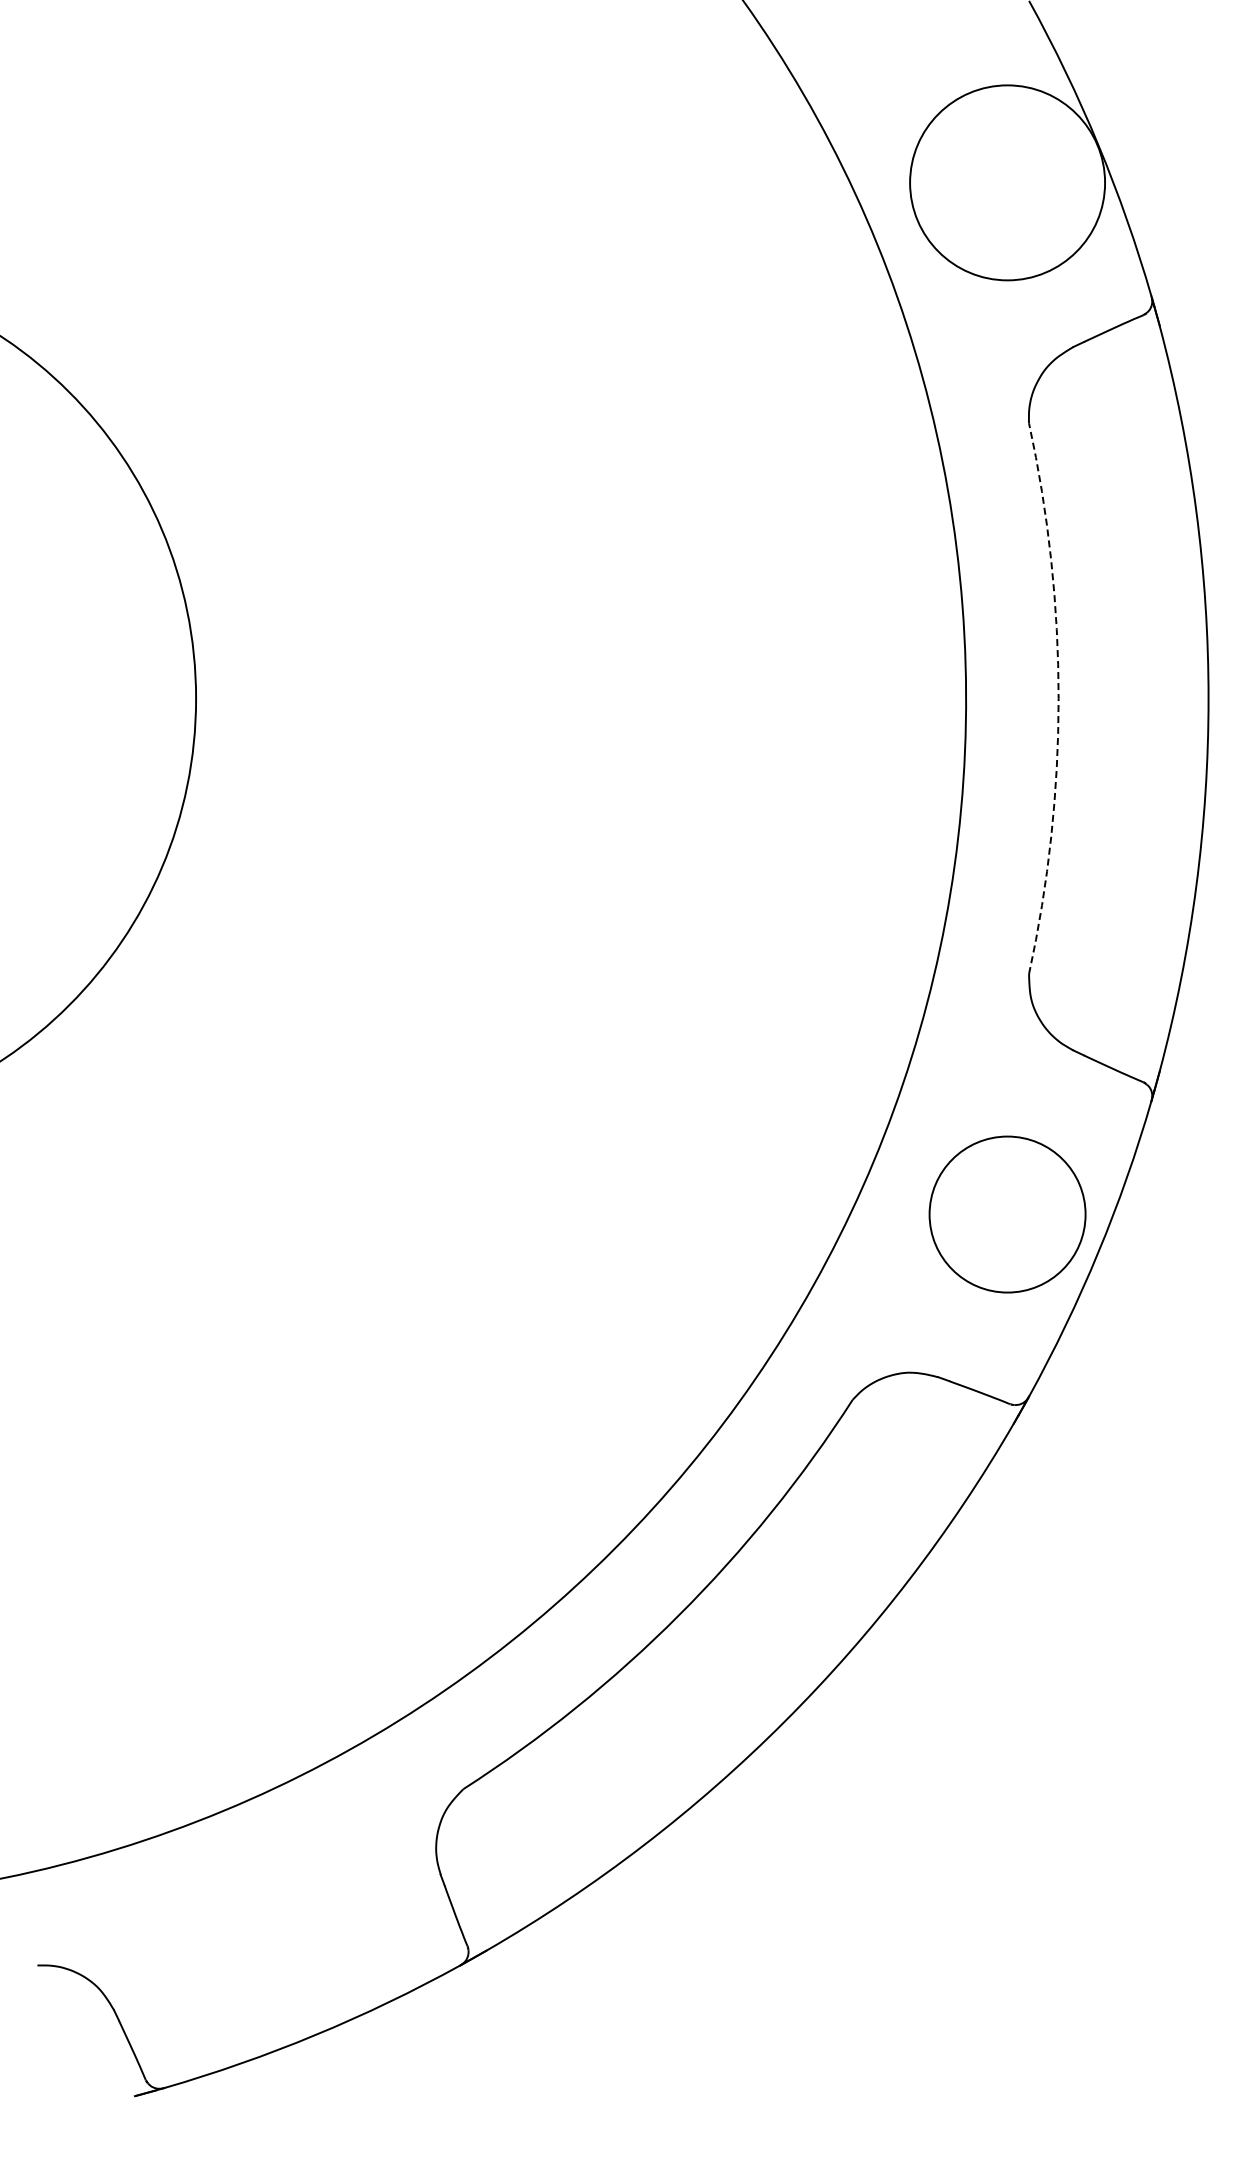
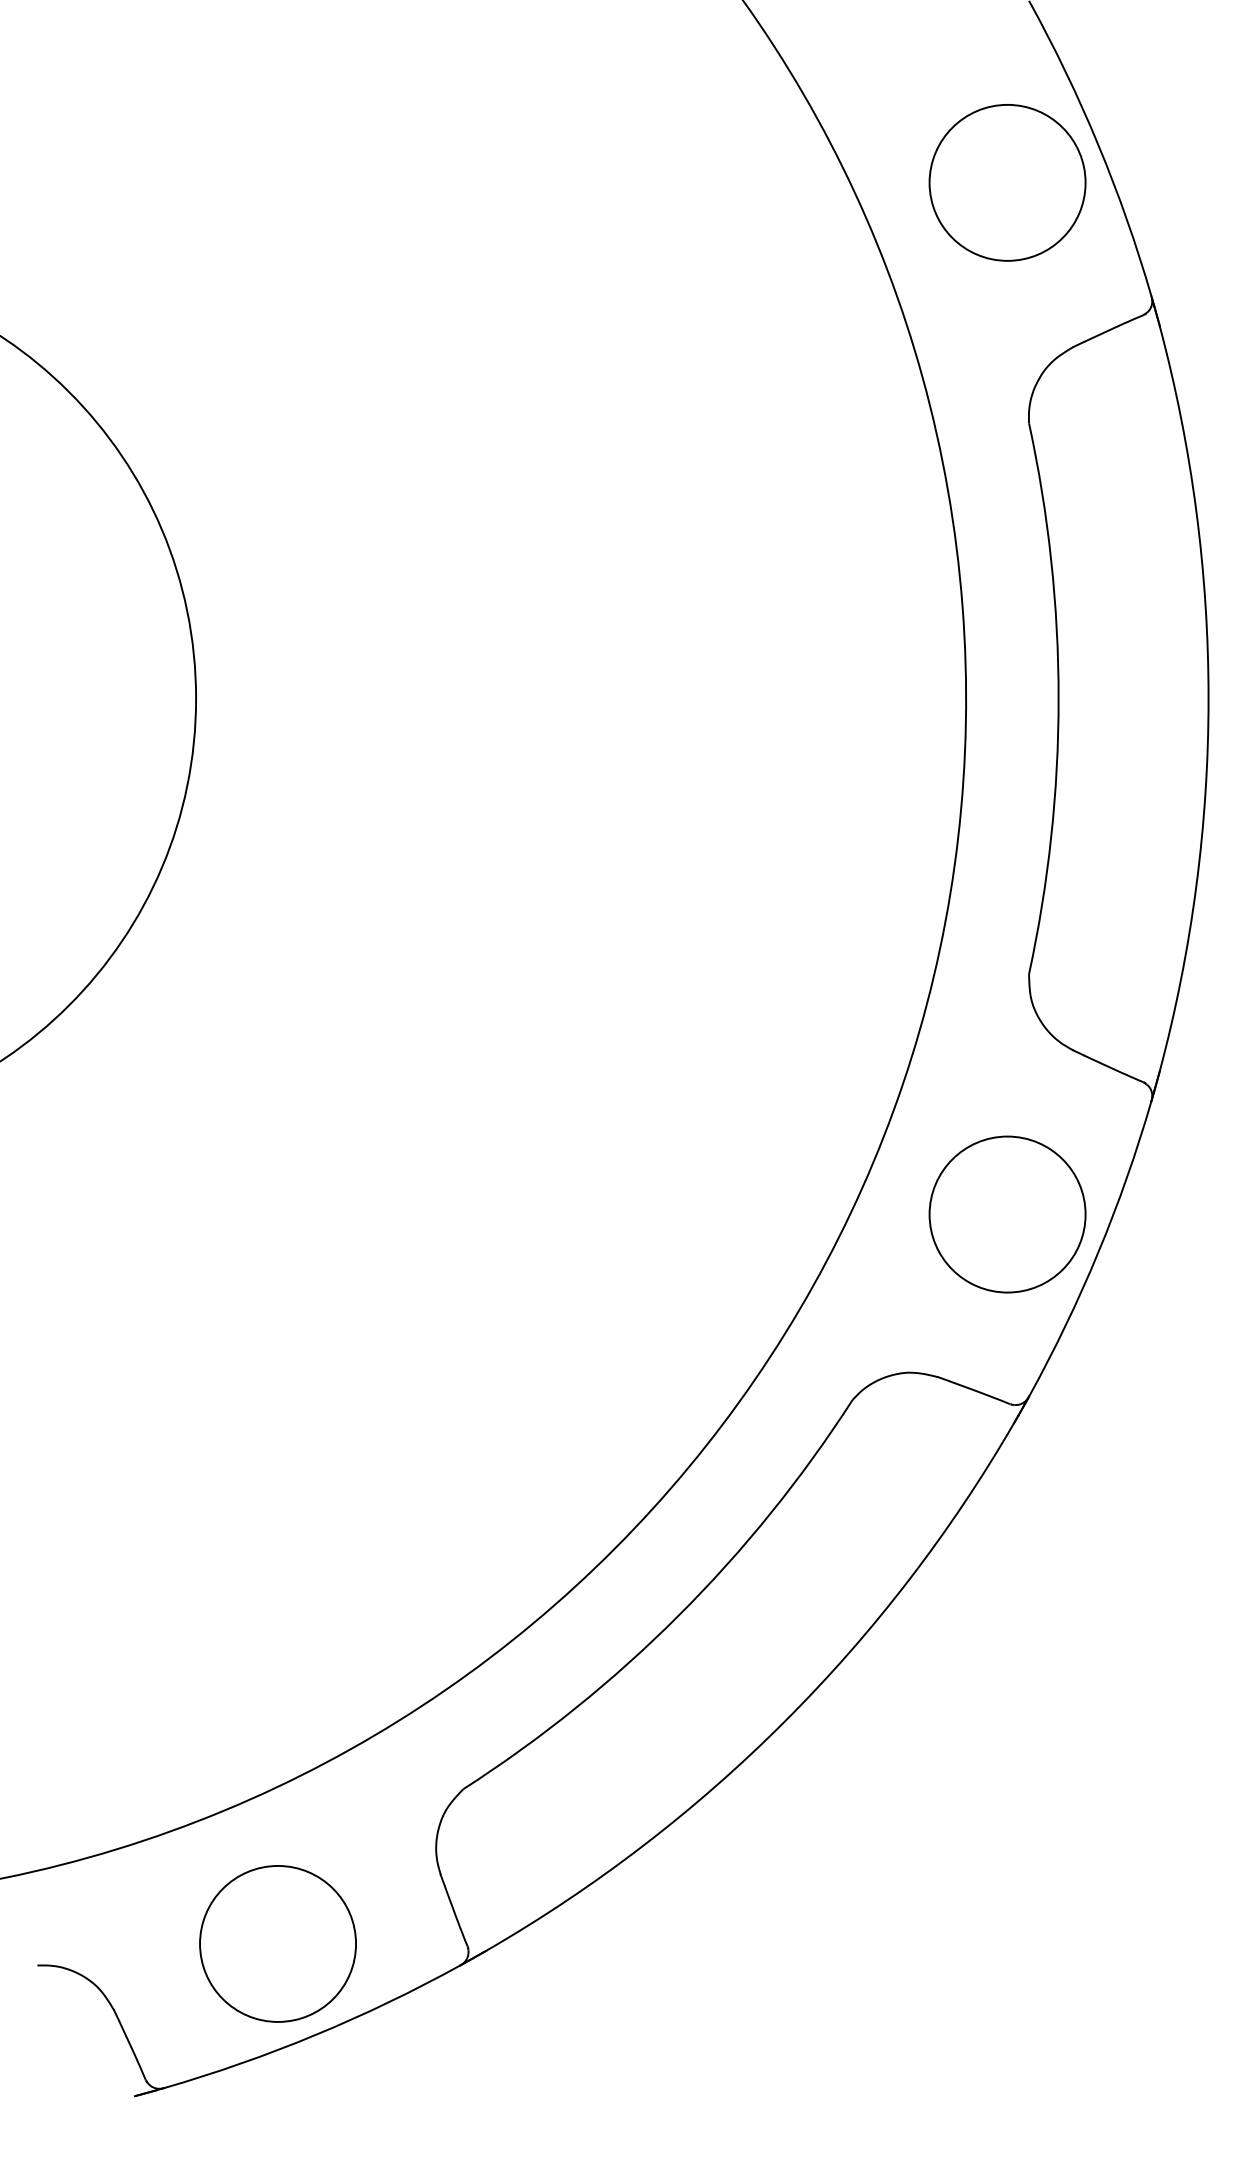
circle diameter: 195 px -> 156 px (1007, 182)
arc: dashed -> solid (1058, 698)
circle: none -> present (277, 1943)
